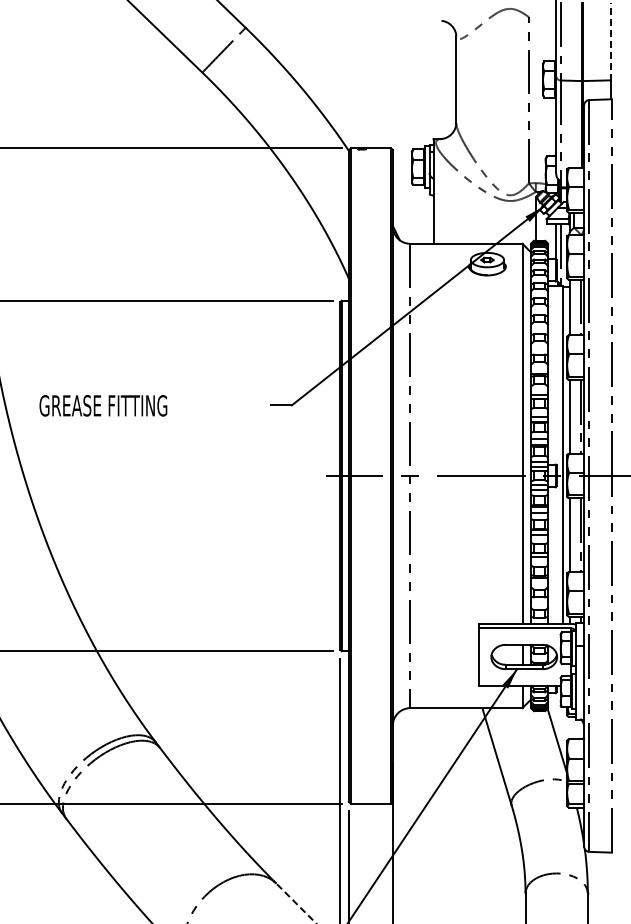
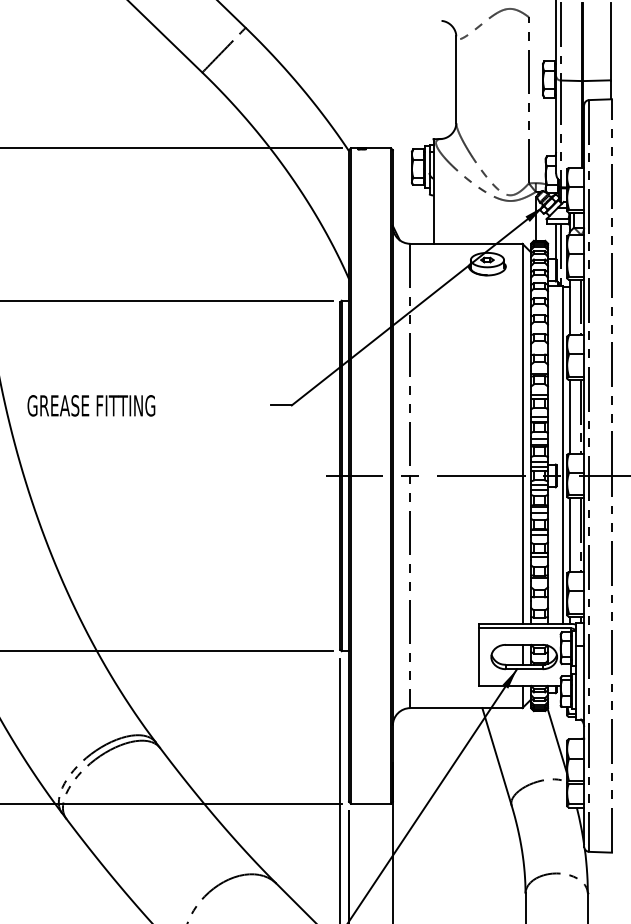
line: dashed -> solid (611, 41)
text position: (103, 405) -> (91, 405) (91, 405)
line: dashed -> solid (296, 903)
